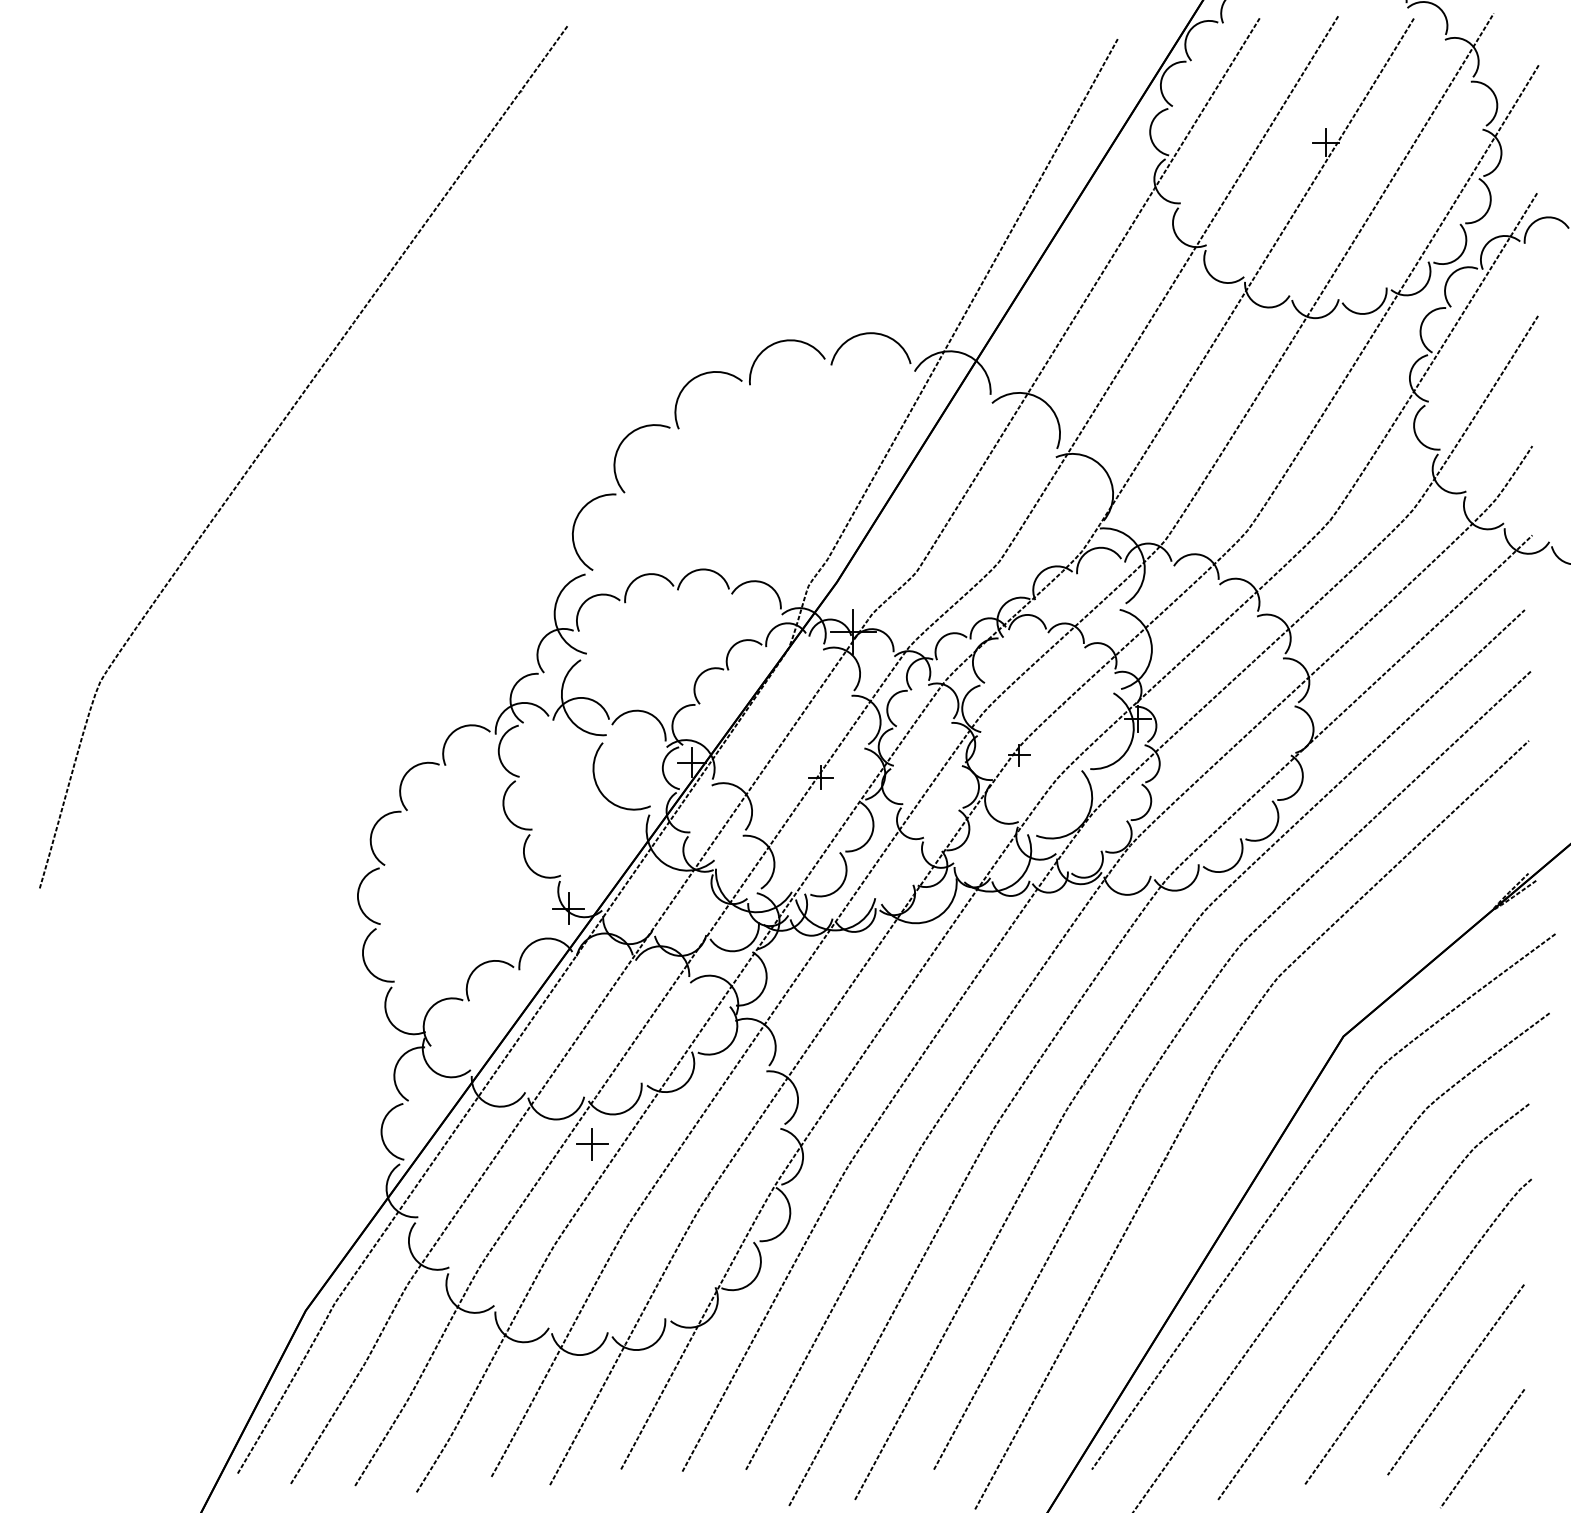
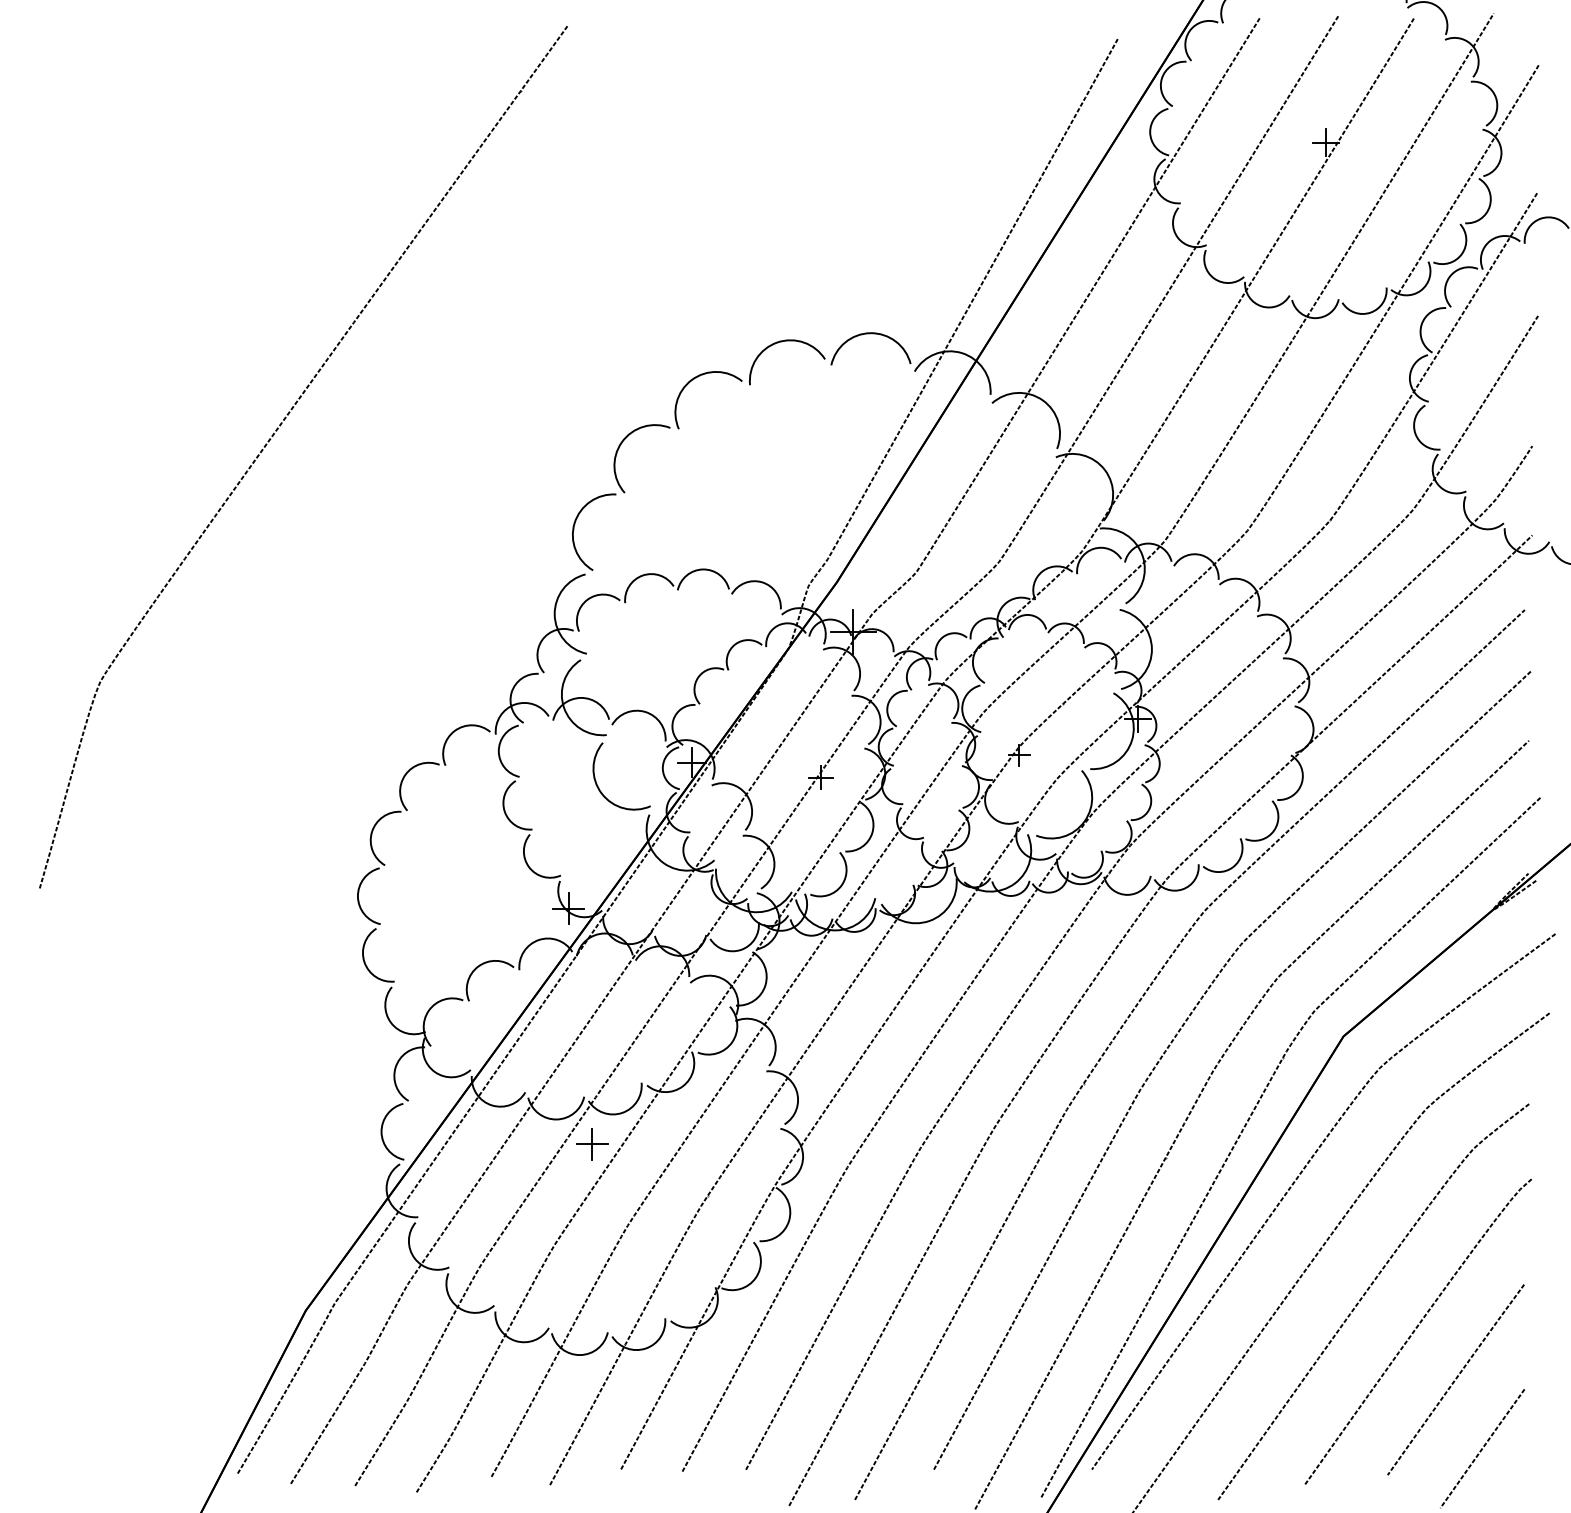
curve: none -> present (1249, 1120)
